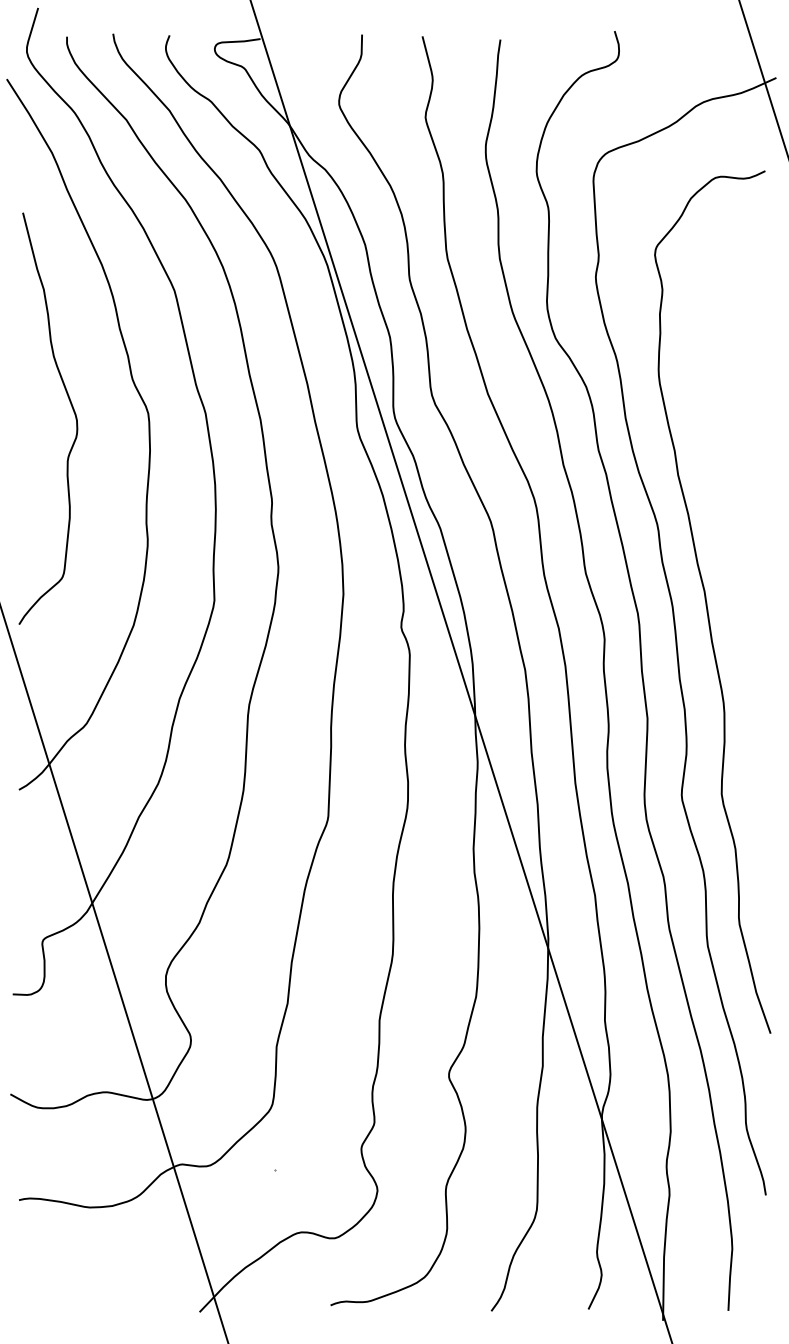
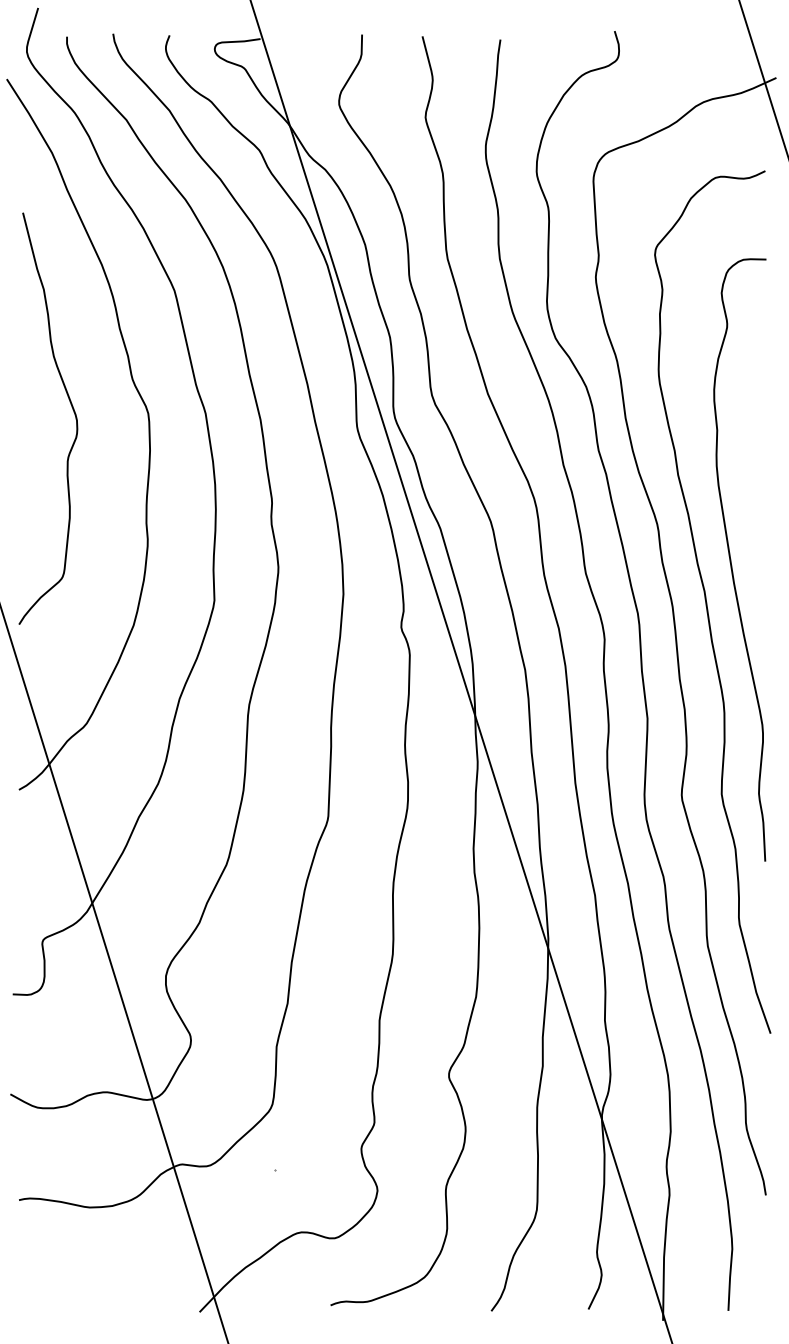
curve: none -> present (731, 559)
